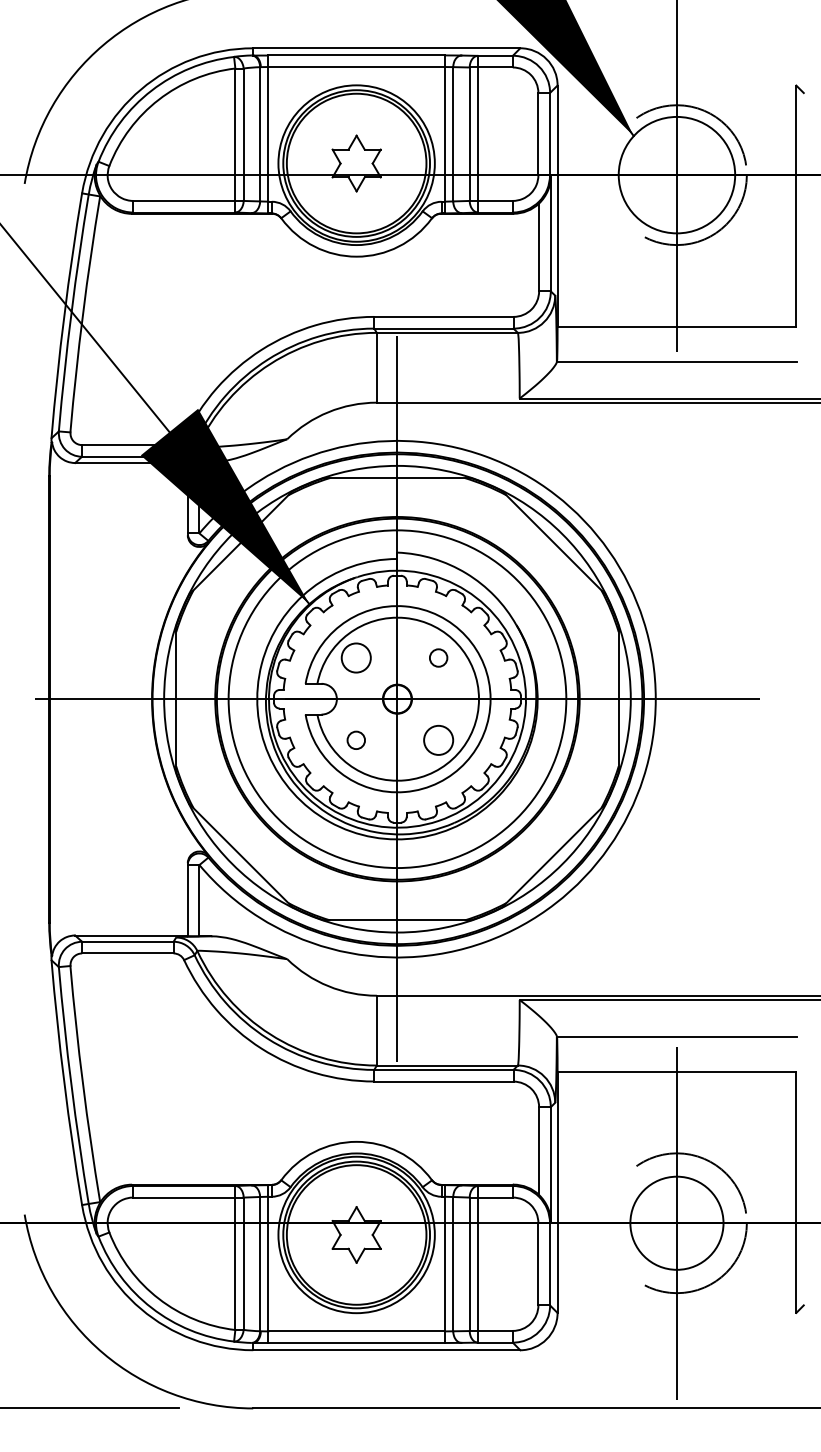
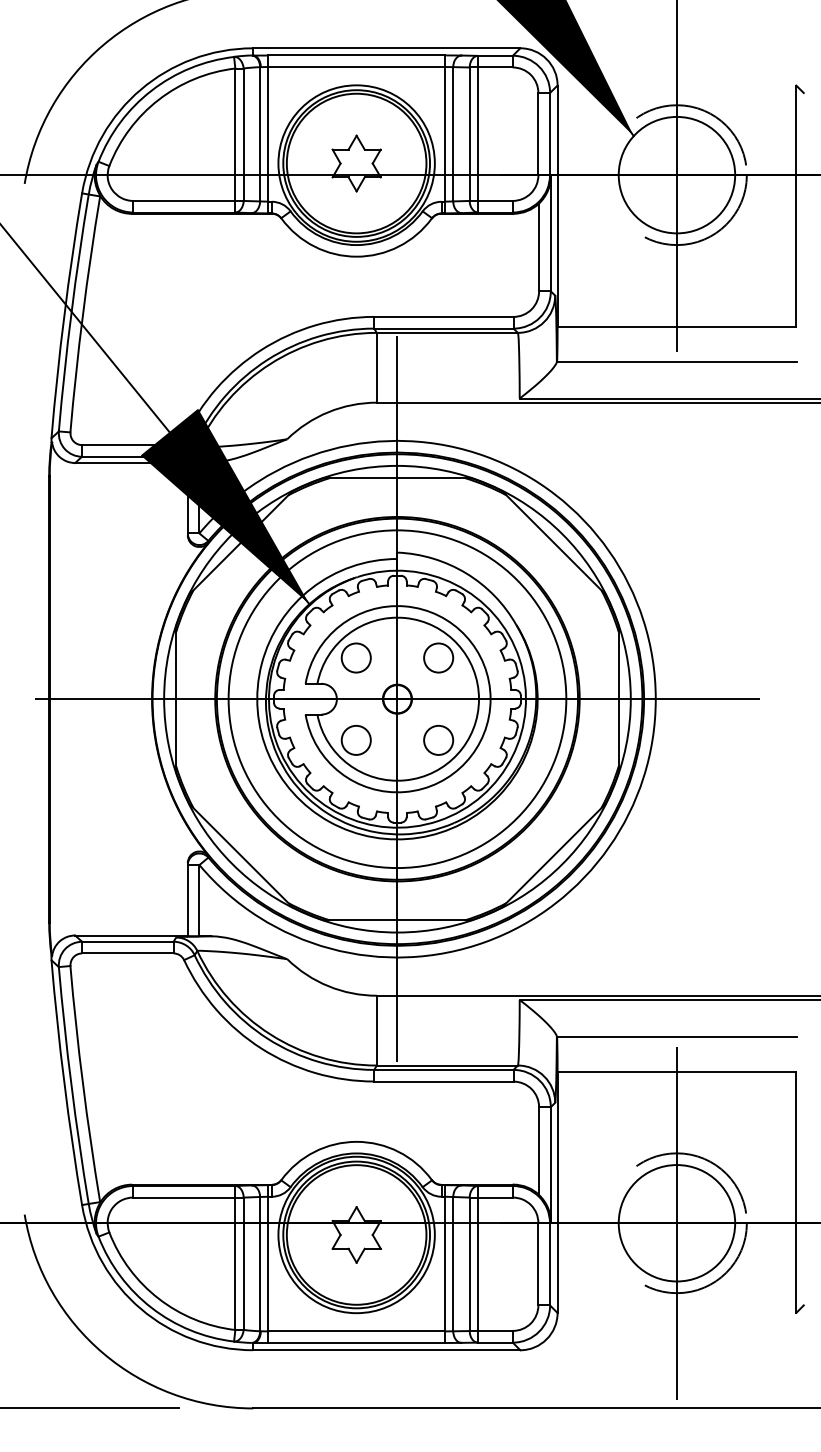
circle diameter: 17 px -> 29 px (438, 657)
circle diameter: 17 px -> 29 px (355, 739)
circle diameter: 93 px -> 116 px (676, 1223)
